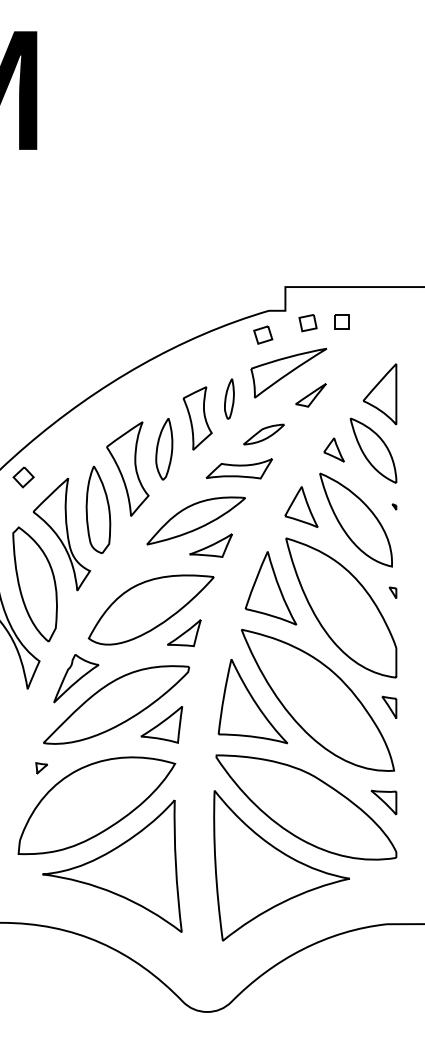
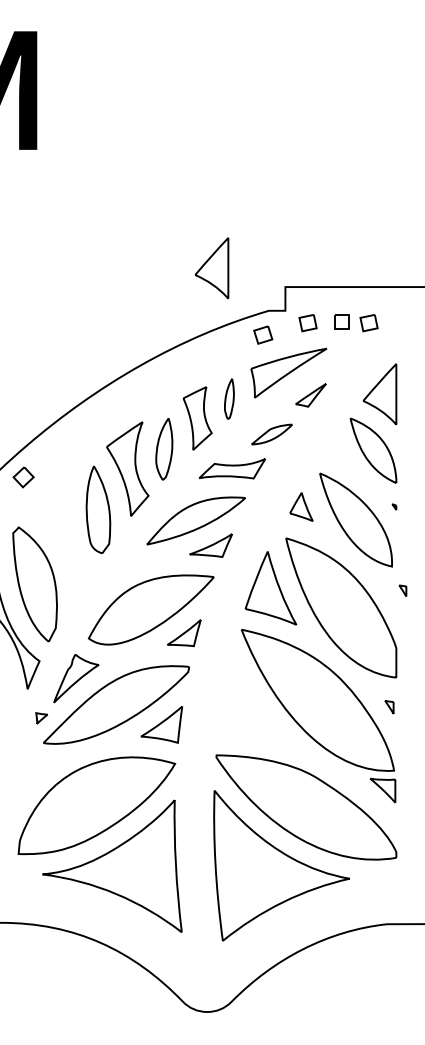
part: none -> present (211, 268)
part: none -> present (368, 323)
part position: (263, 434) -> (271, 434) (271, 434)
part: present -> none (333, 449)
part position: (238, 468) -> (231, 468) (231, 468)
part size: 35x42 px -> 25x30 px (301, 506)
part: present -> none (61, 534)
part position: (392, 592) -> (402, 590) (402, 590)
part: present -> none (252, 701)
part size: 17x24 px -> 11x15 px (389, 707)
part position: (41, 768) -> (41, 718) (41, 718)
part position: (383, 802) -> (382, 790) (382, 790)
